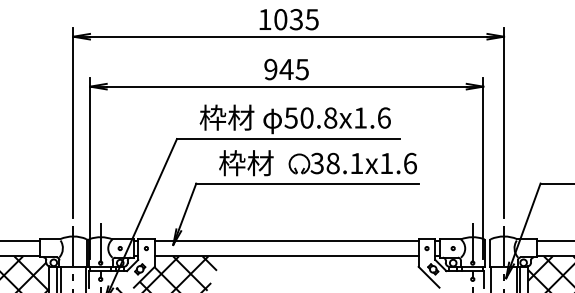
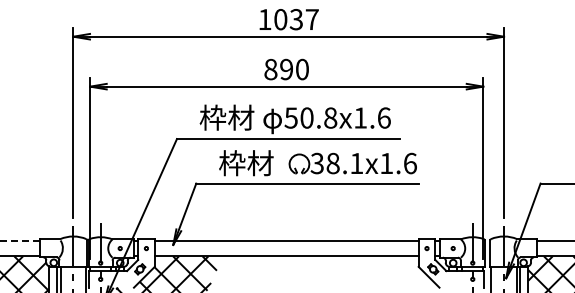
text: 1035 -> 1037 (311, 19)
text: 945 -> 890 (286, 69)
line: solid -> dashed (20, 240)
